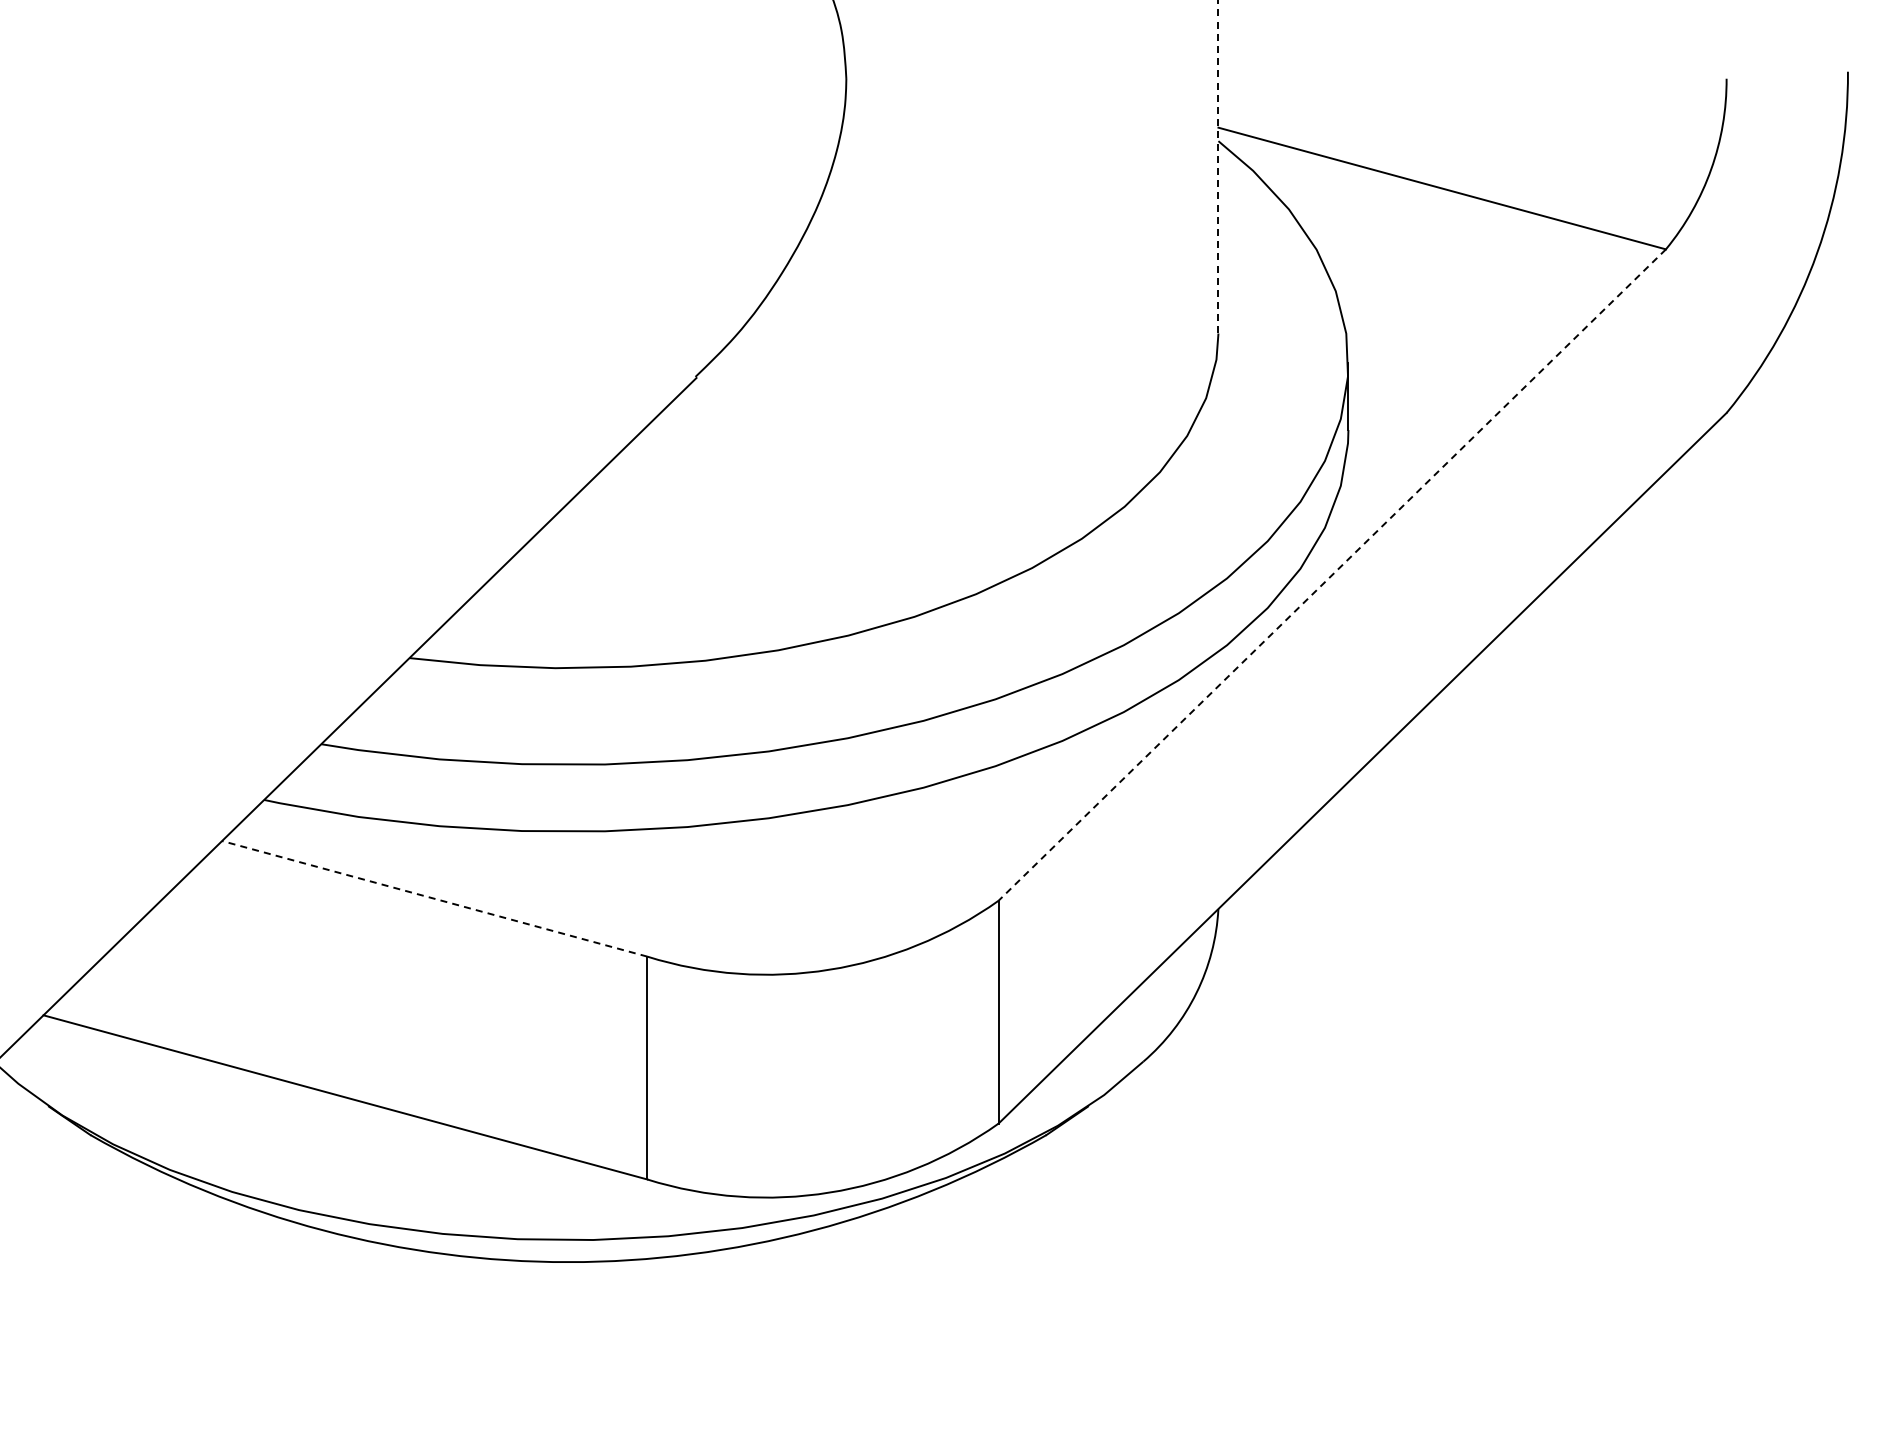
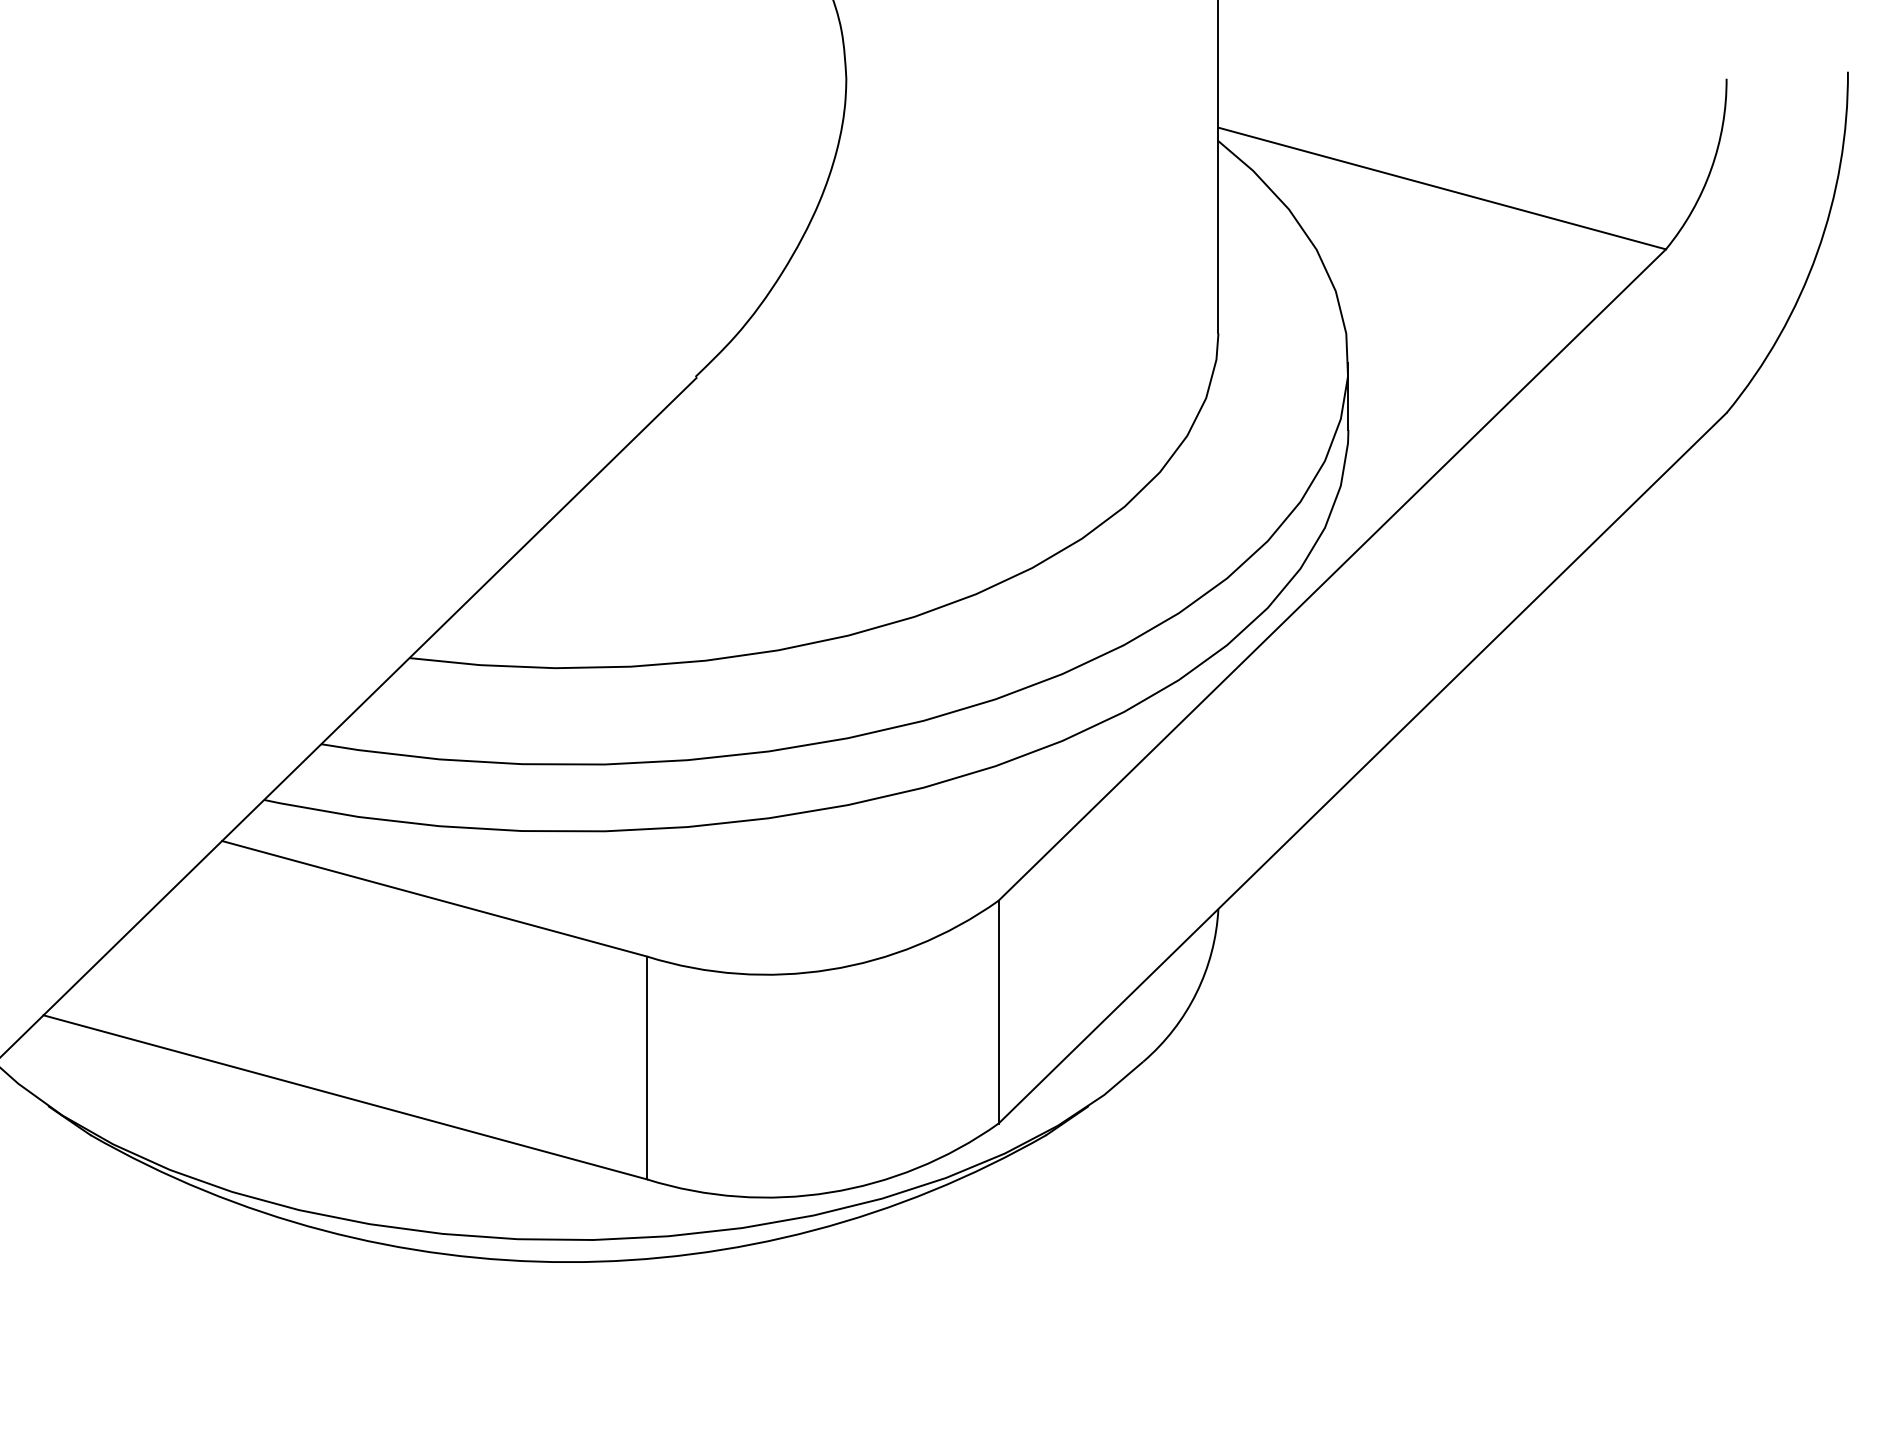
line: dashed -> solid (1218, 166)
line: dashed -> solid (1331, 575)
line: dashed -> solid (434, 898)
